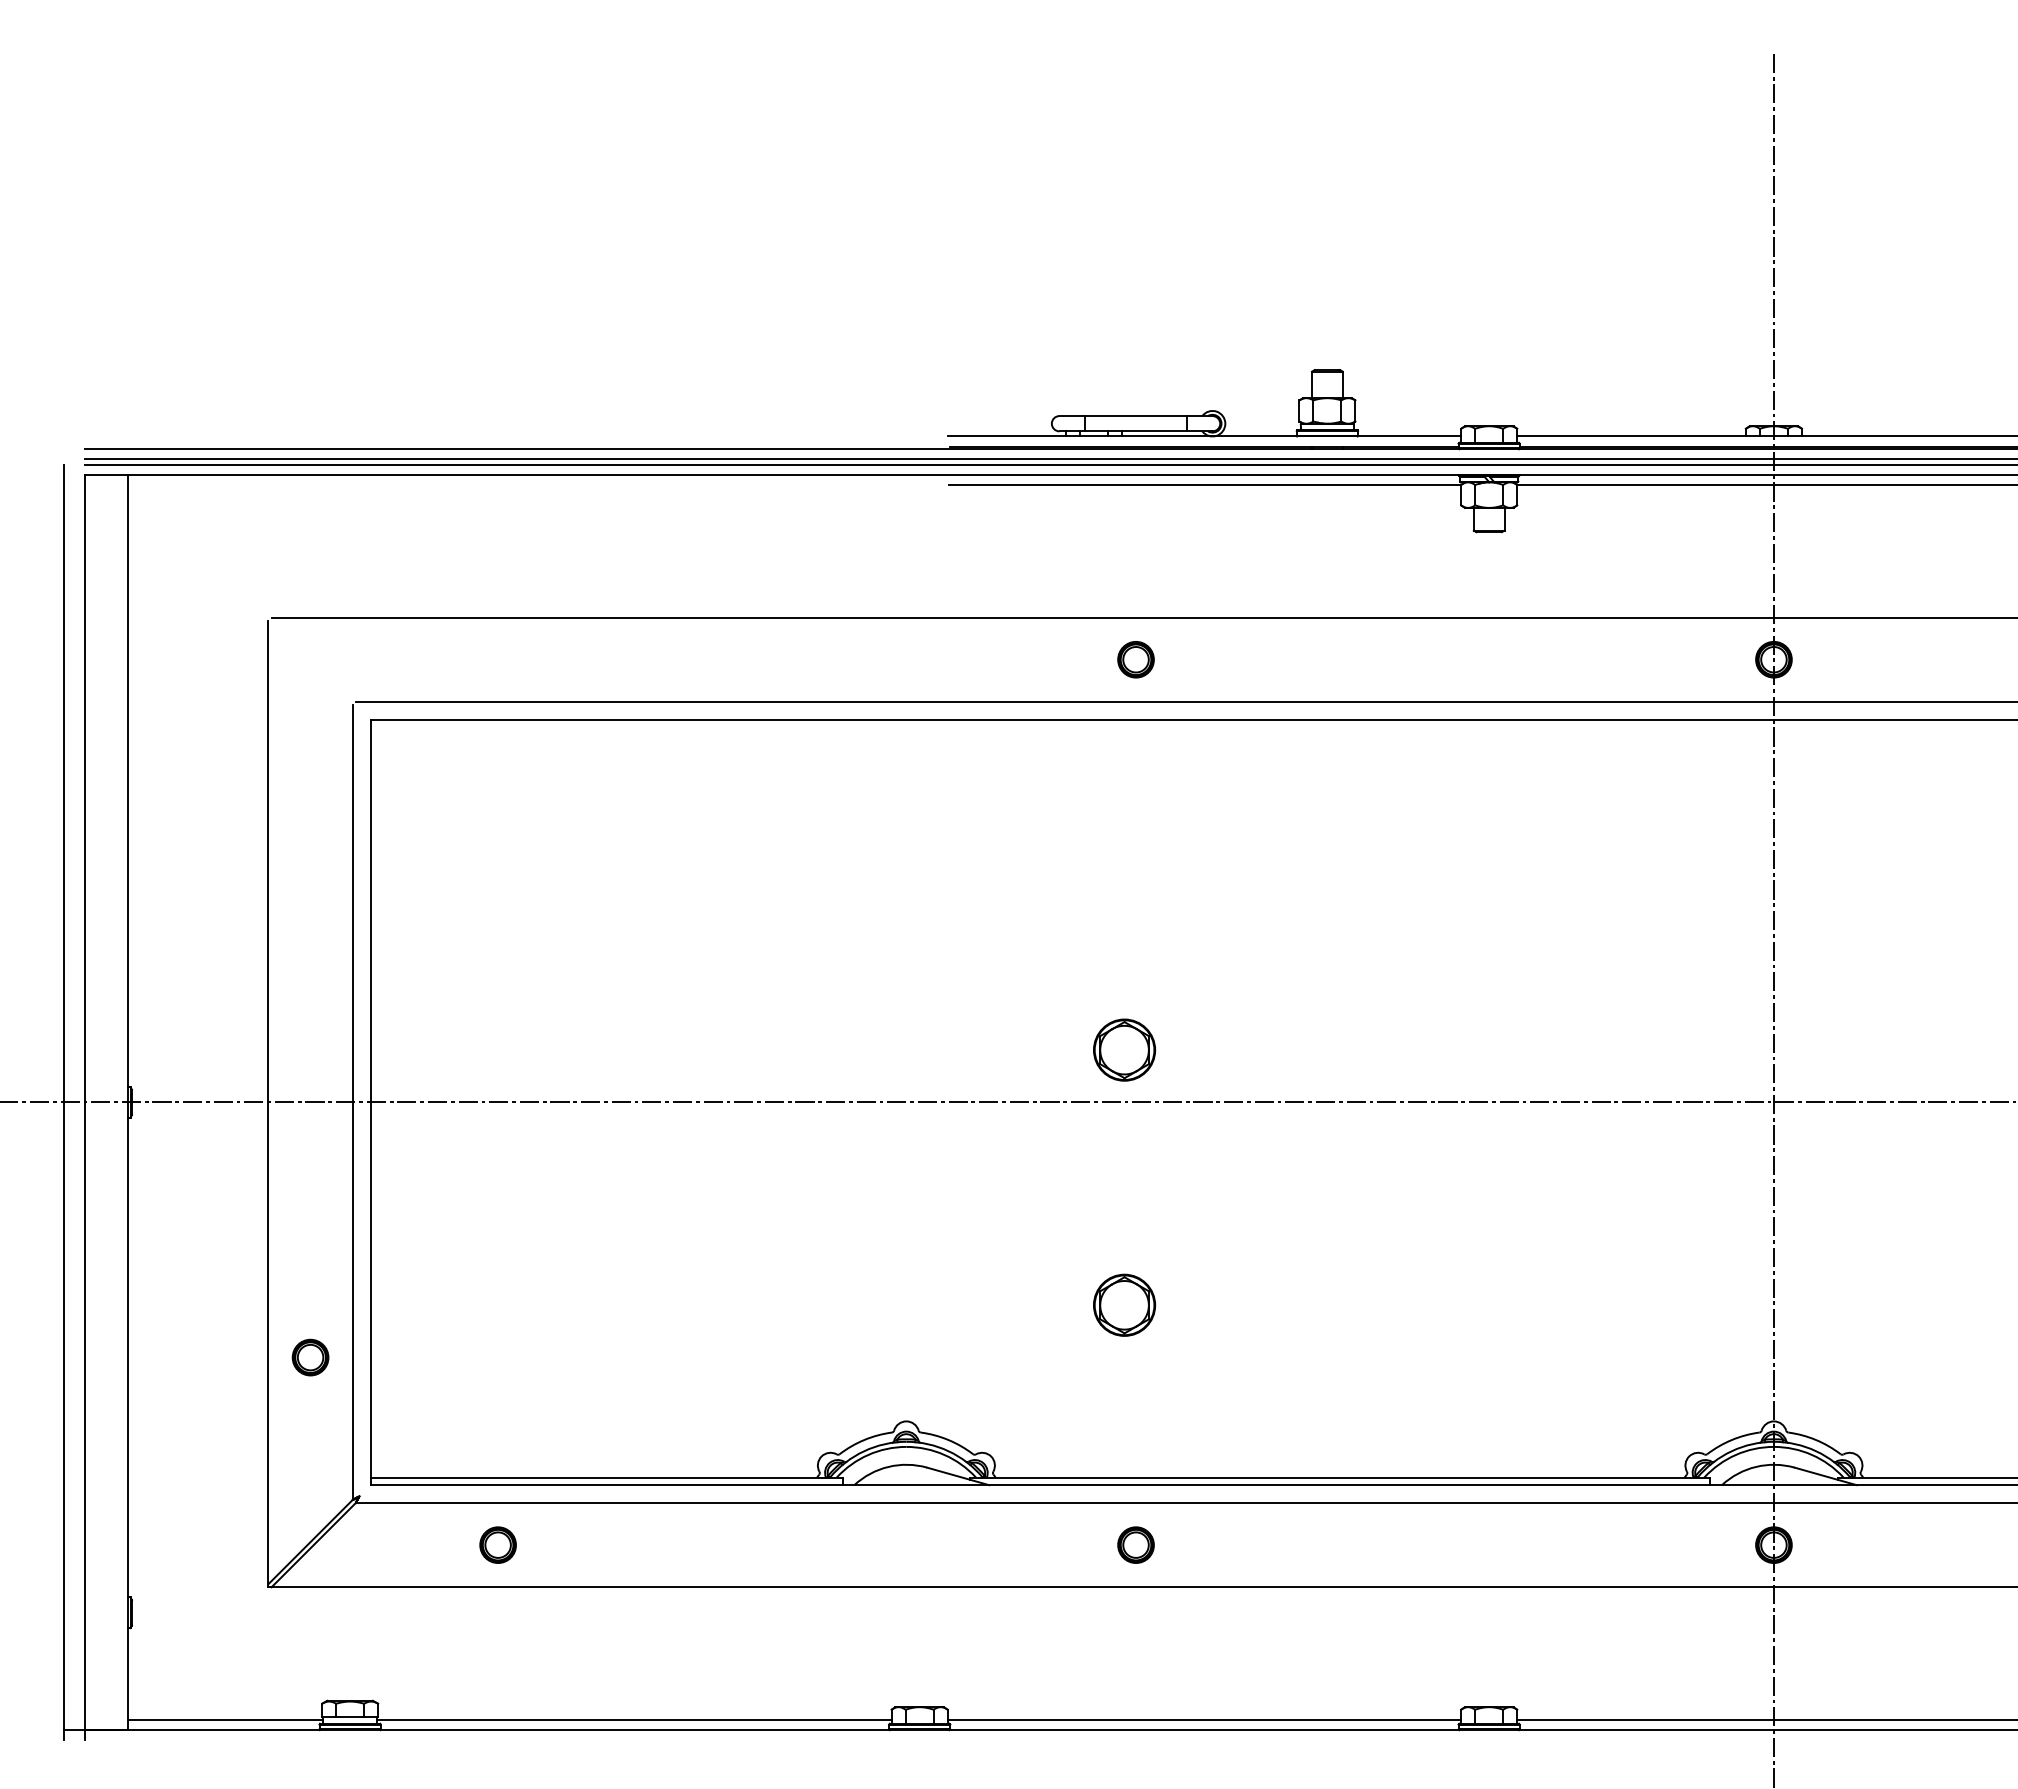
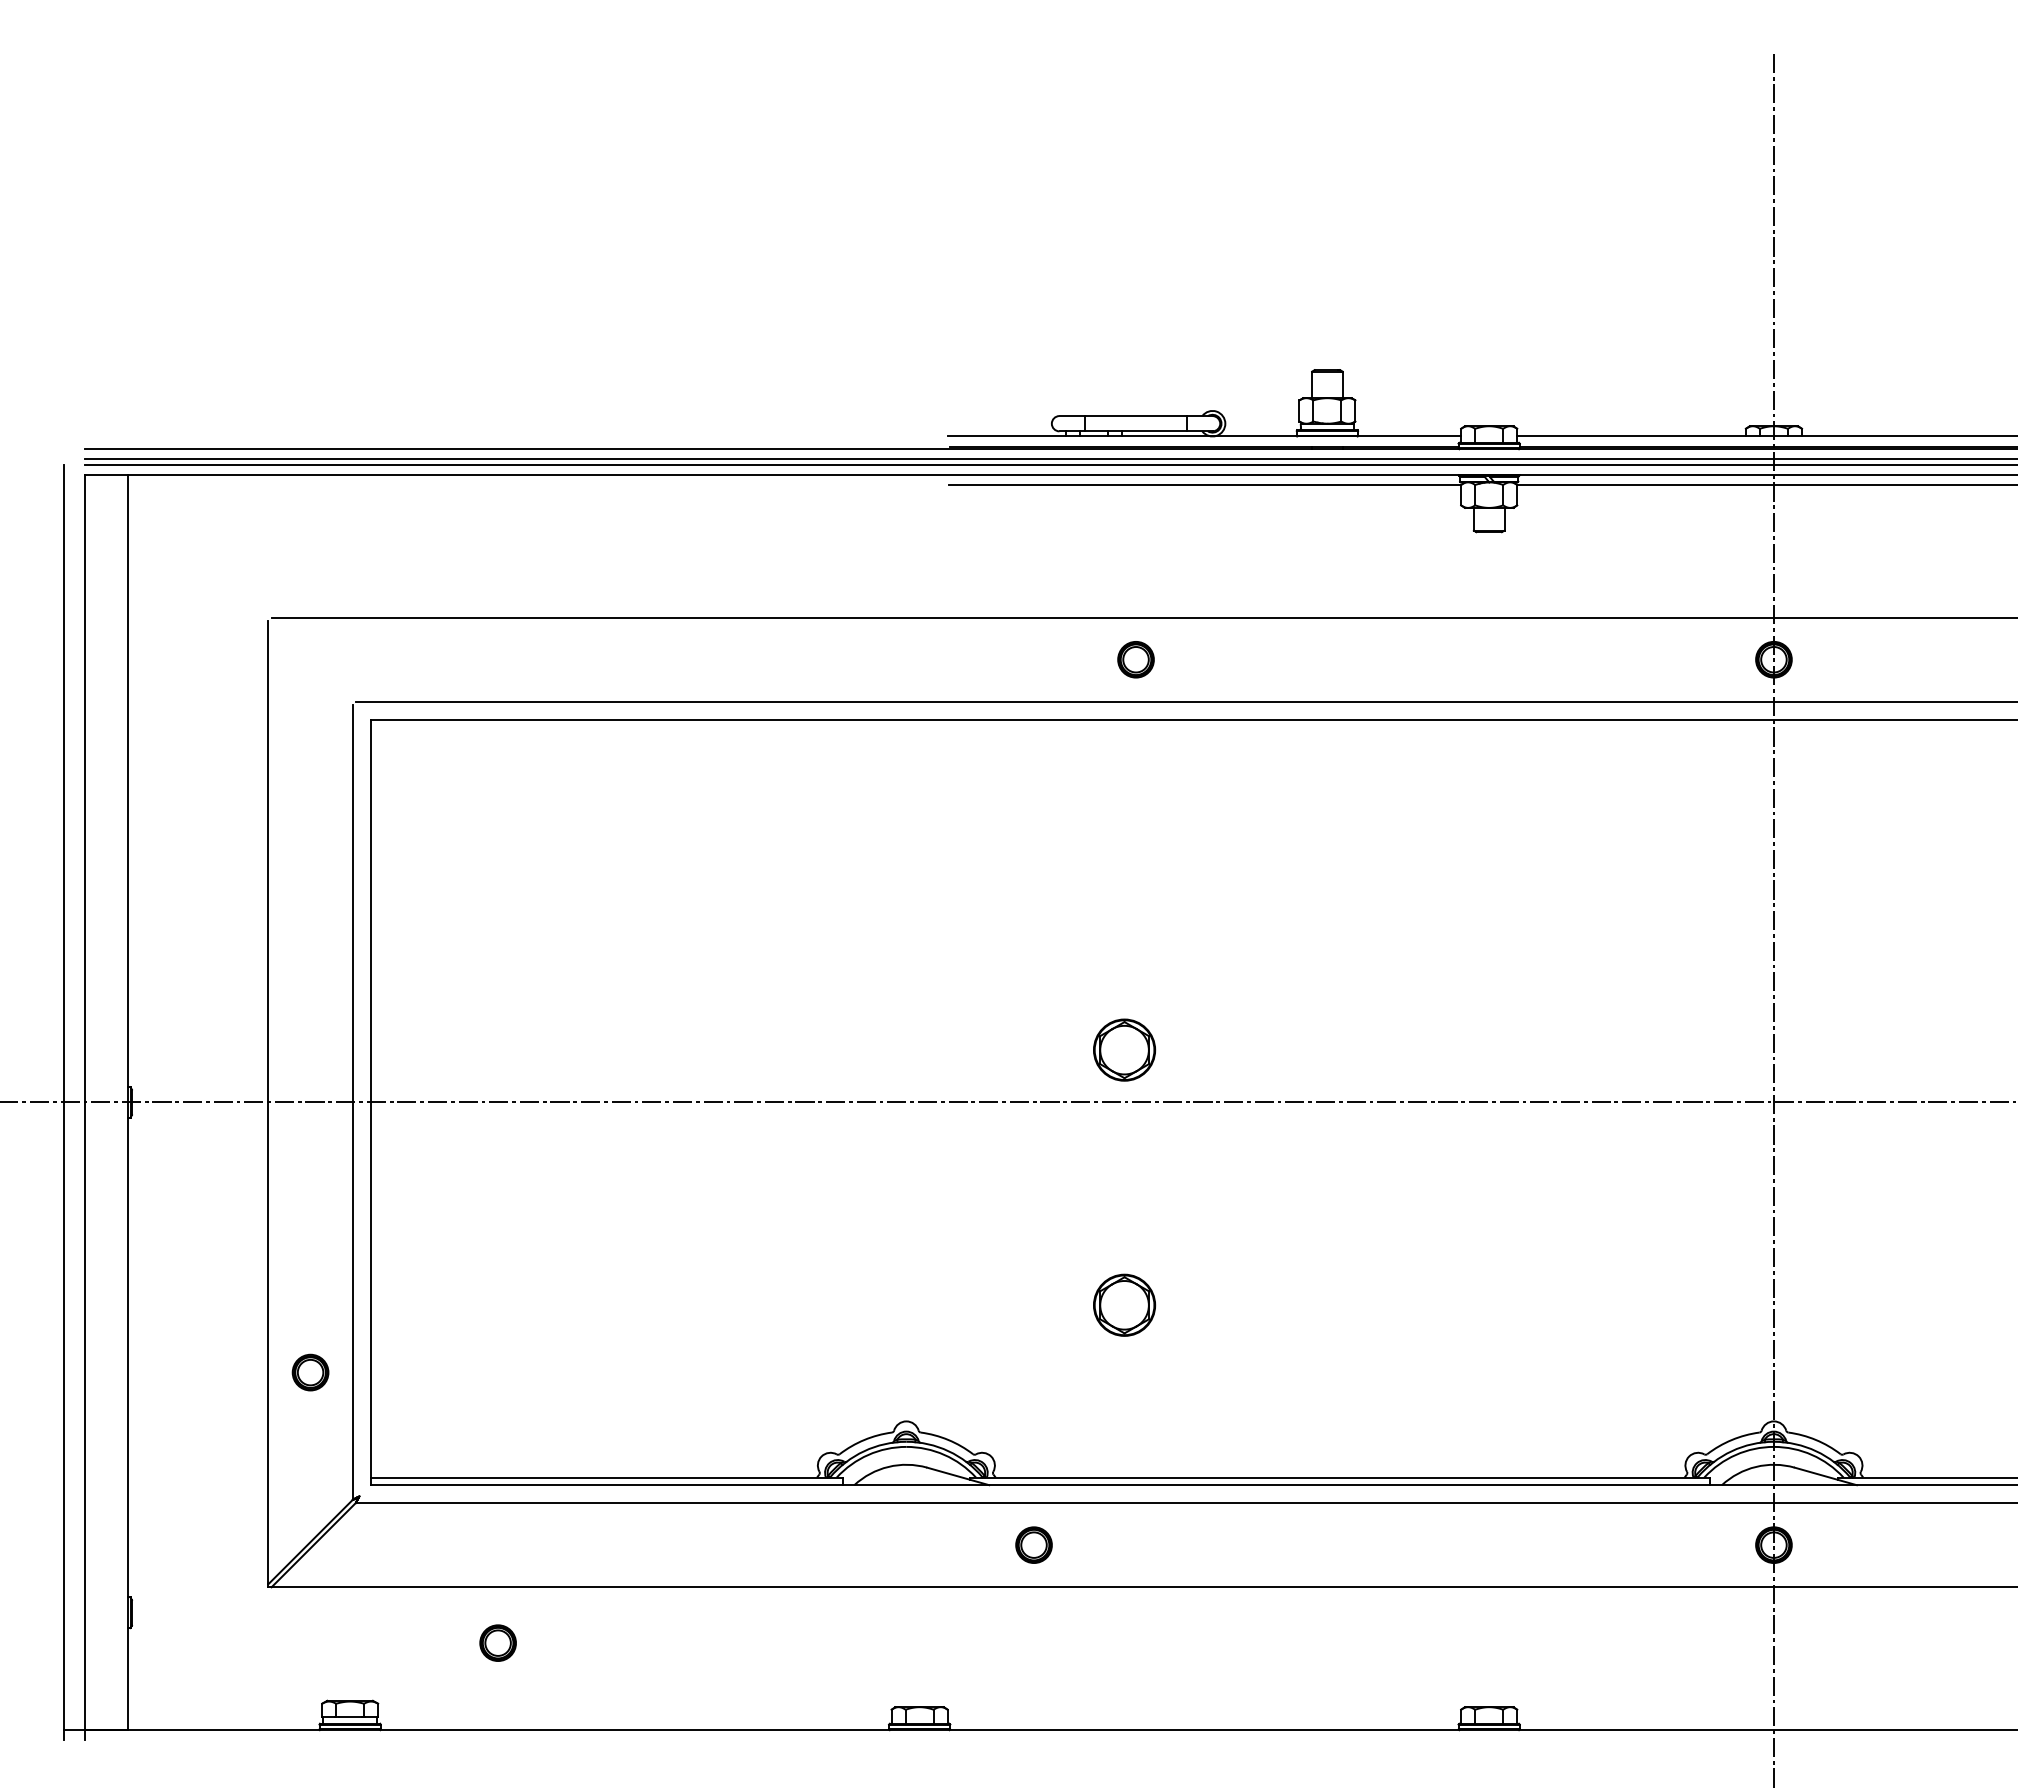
part position: (310, 1357) -> (310, 1372) (310, 1372)
part position: (497, 1544) -> (497, 1642) (497, 1642)
part position: (1135, 1544) -> (1033, 1544) (1033, 1544)
line: present -> none (225, 1719)
line: present -> none (633, 1719)
line: present -> none (1204, 1719)
line: present -> none (1765, 1719)
